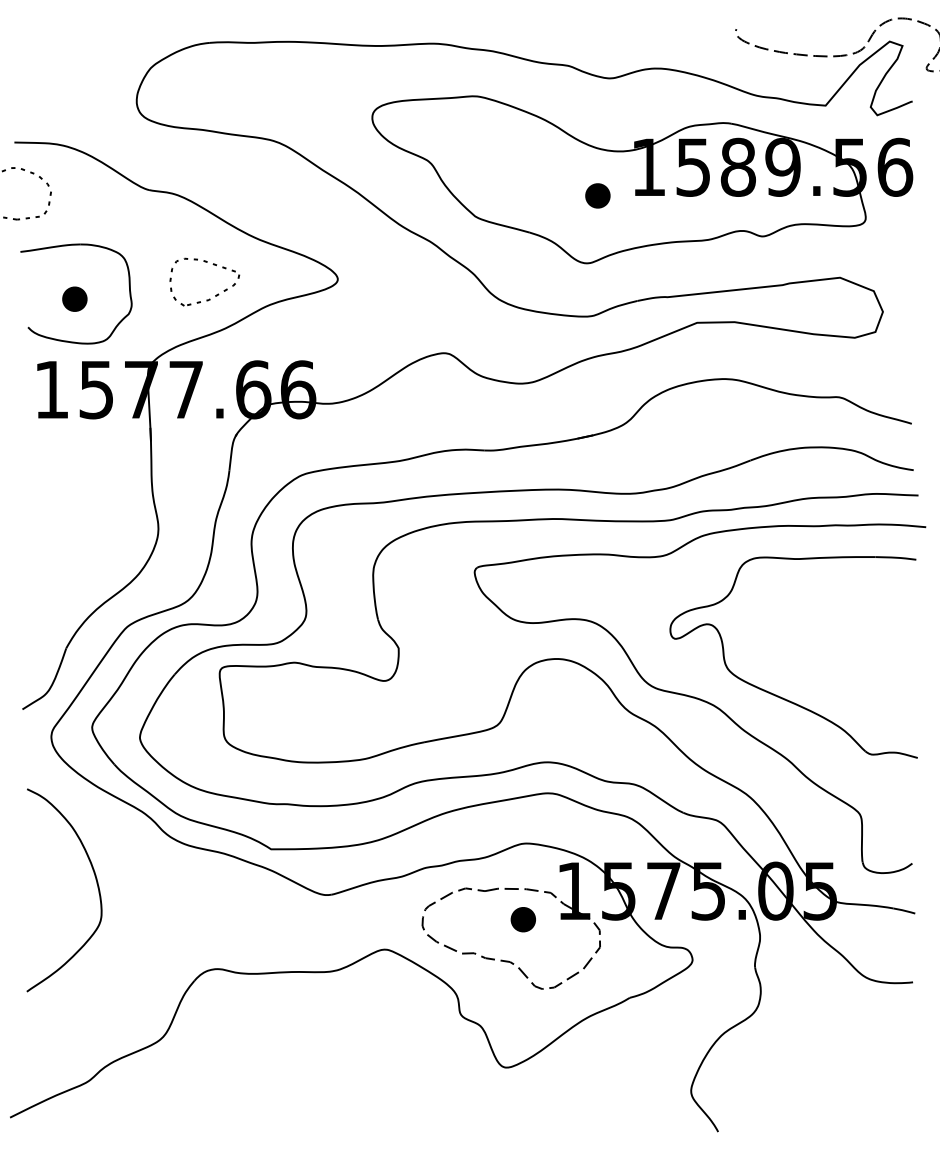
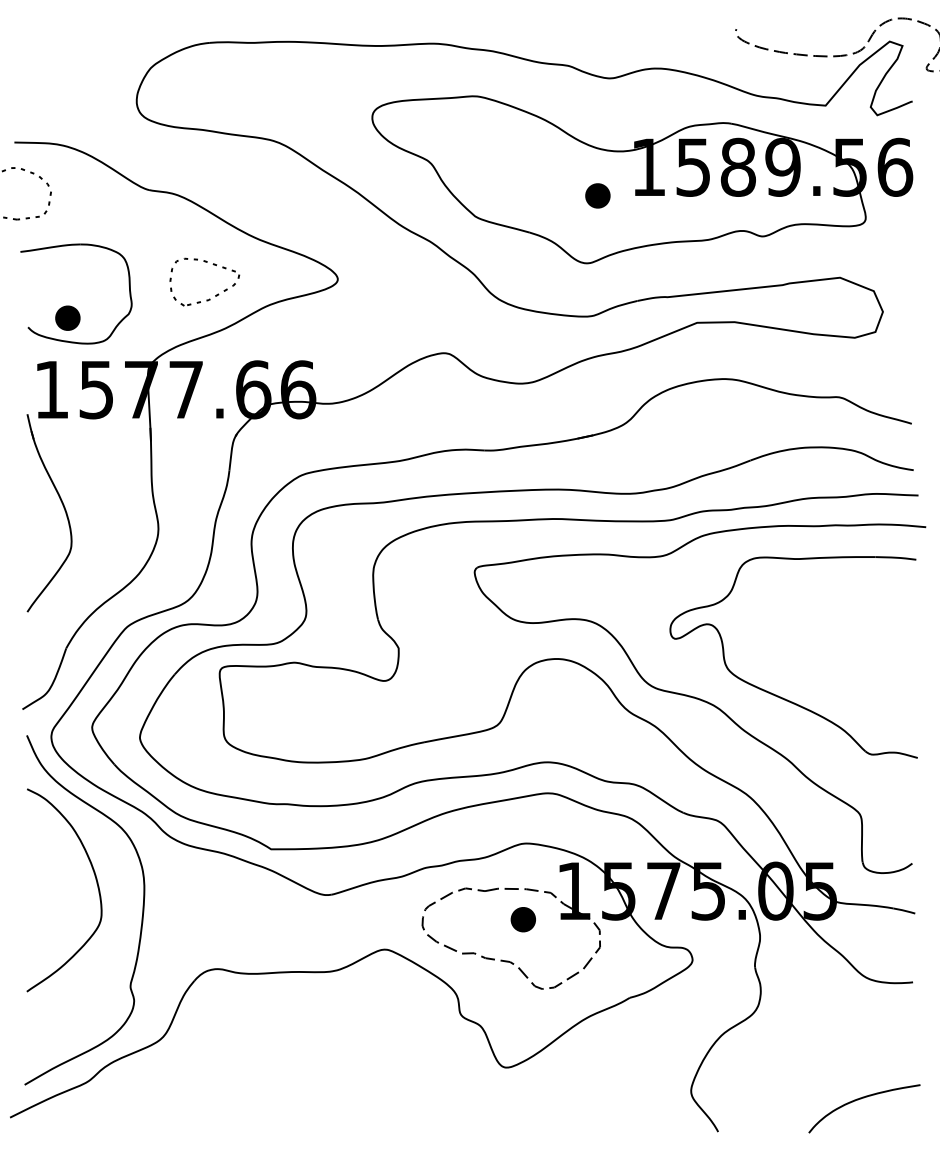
part position: (74, 298) -> (67, 317) (67, 317)
part: none -> present (63, 508)
curve: none -> present (141, 917)
curve: none -> present (861, 1099)
